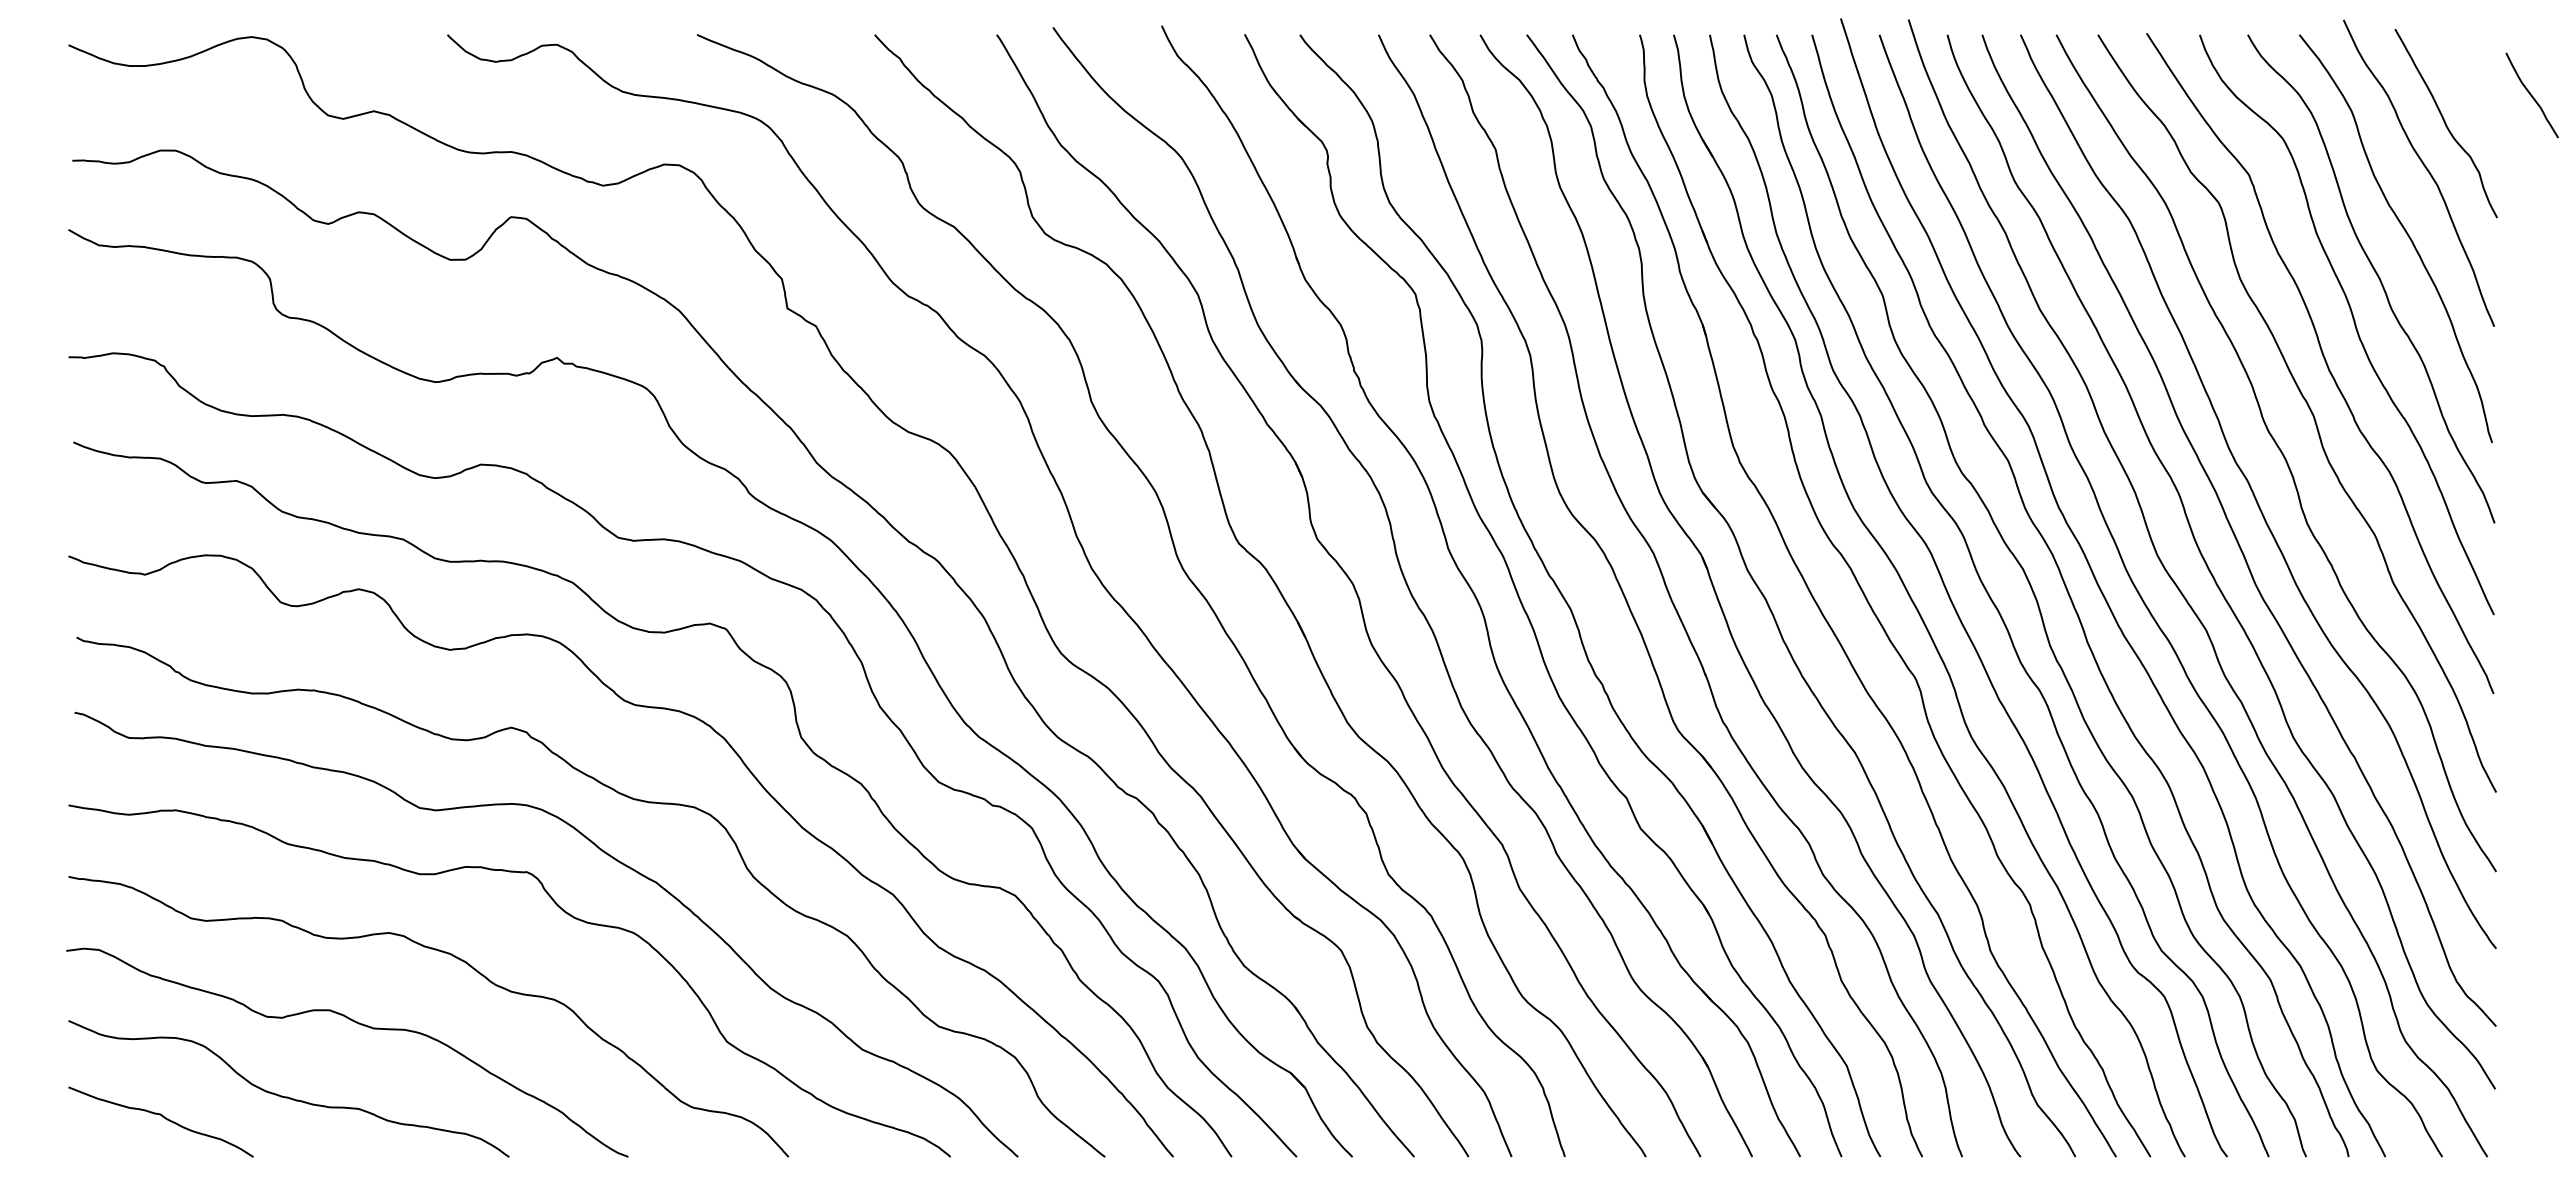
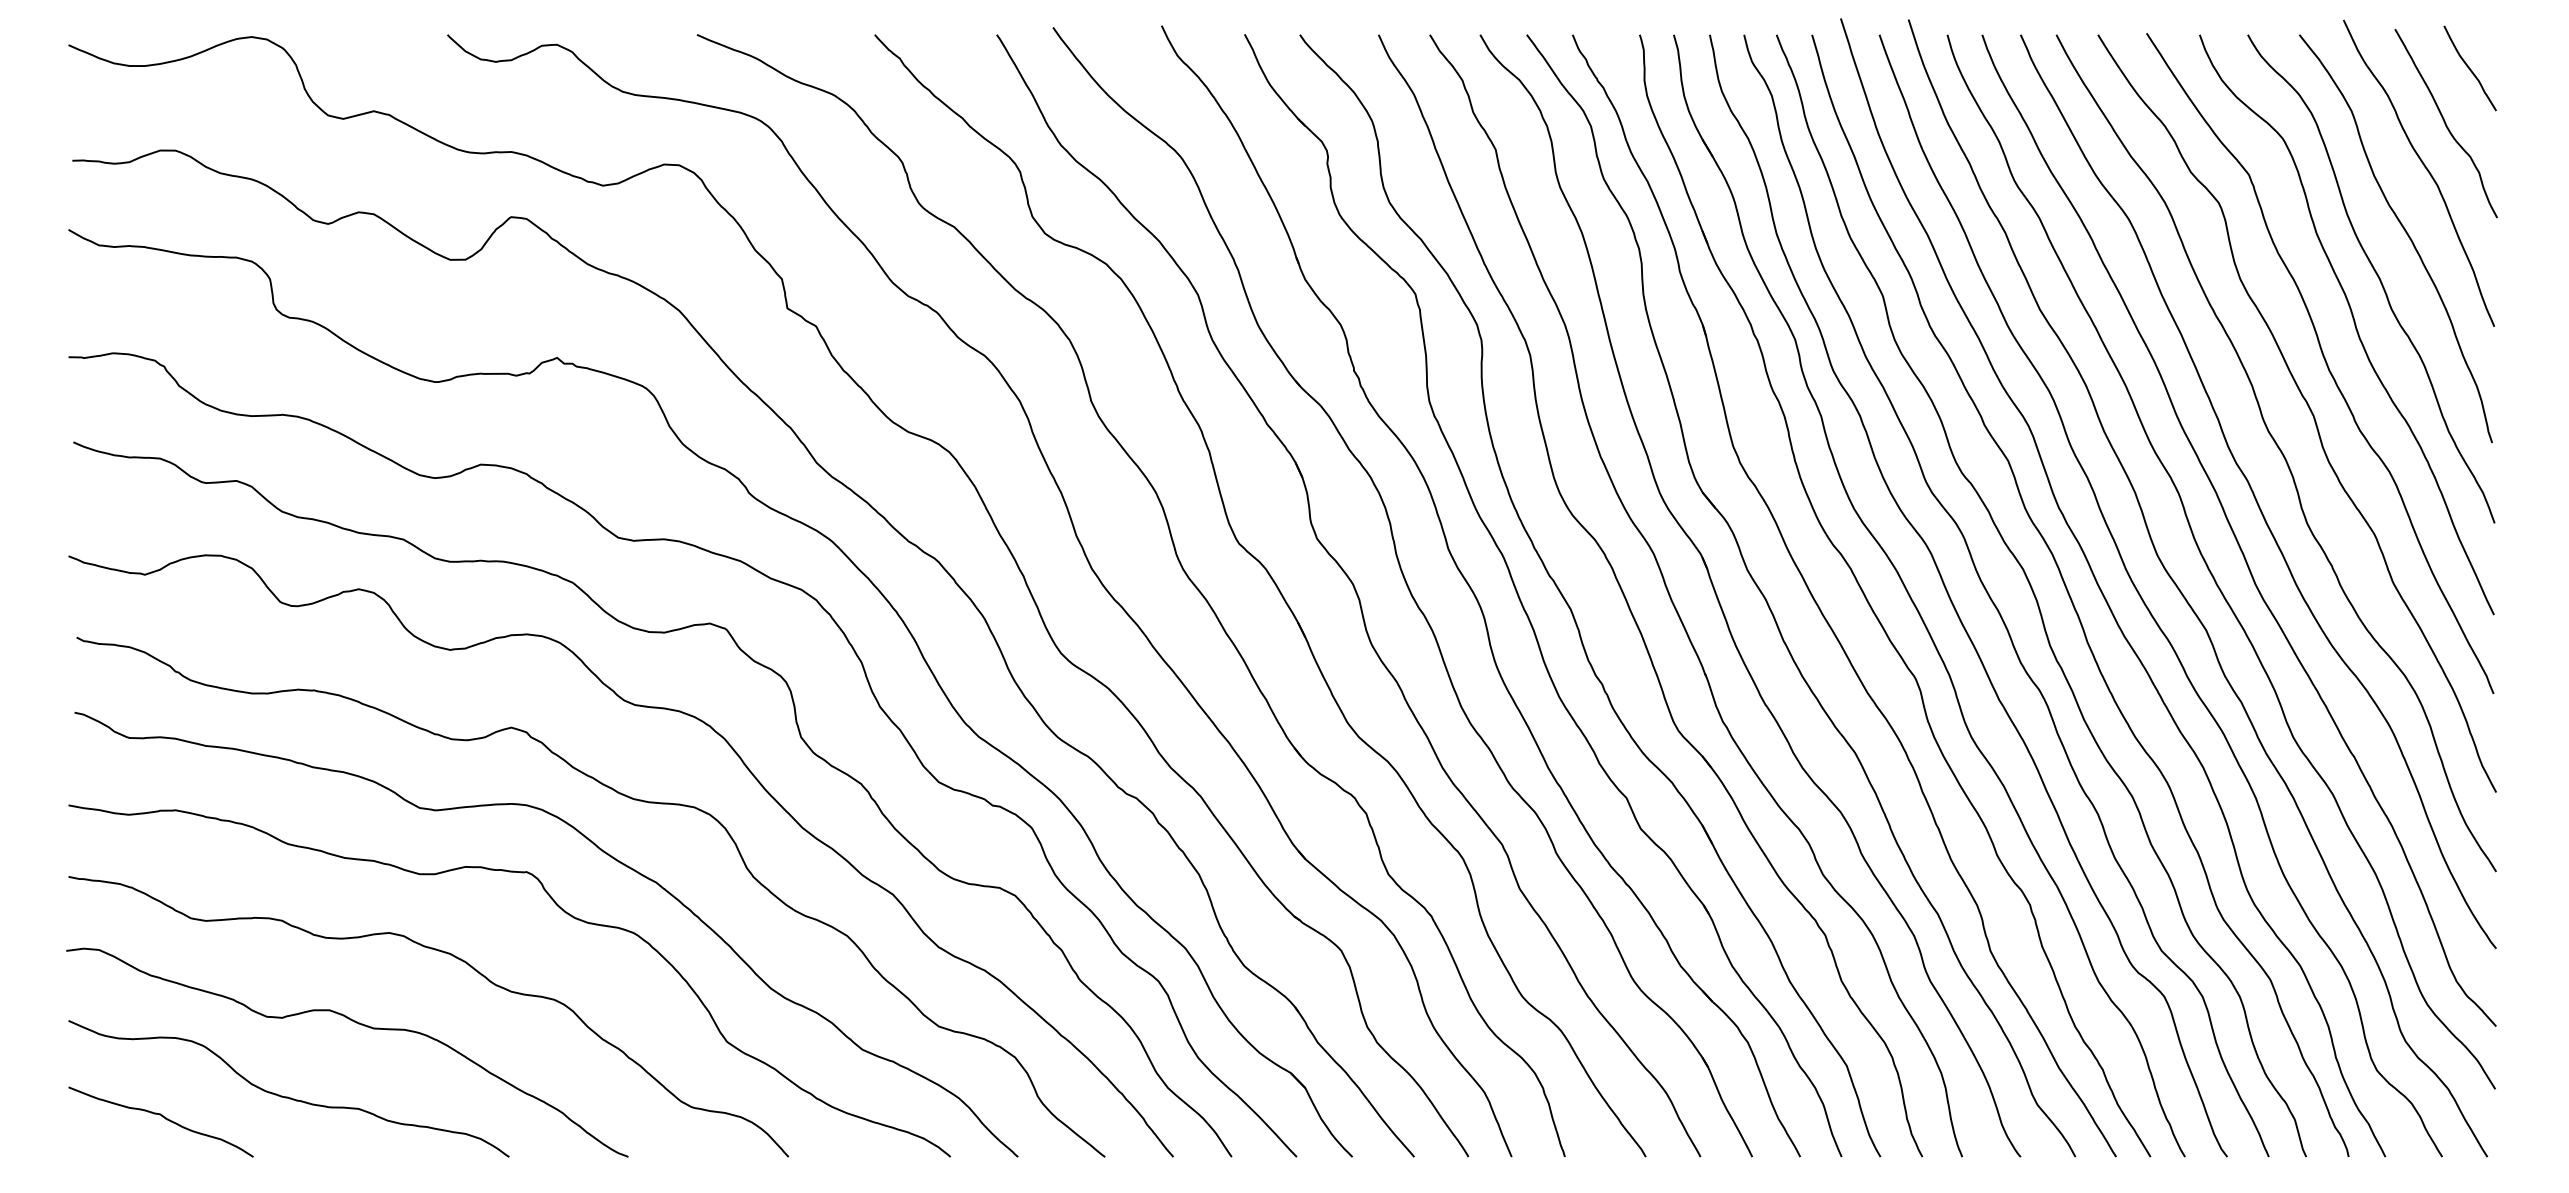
curve position: (2531, 95) -> (2469, 68) (2469, 68)
